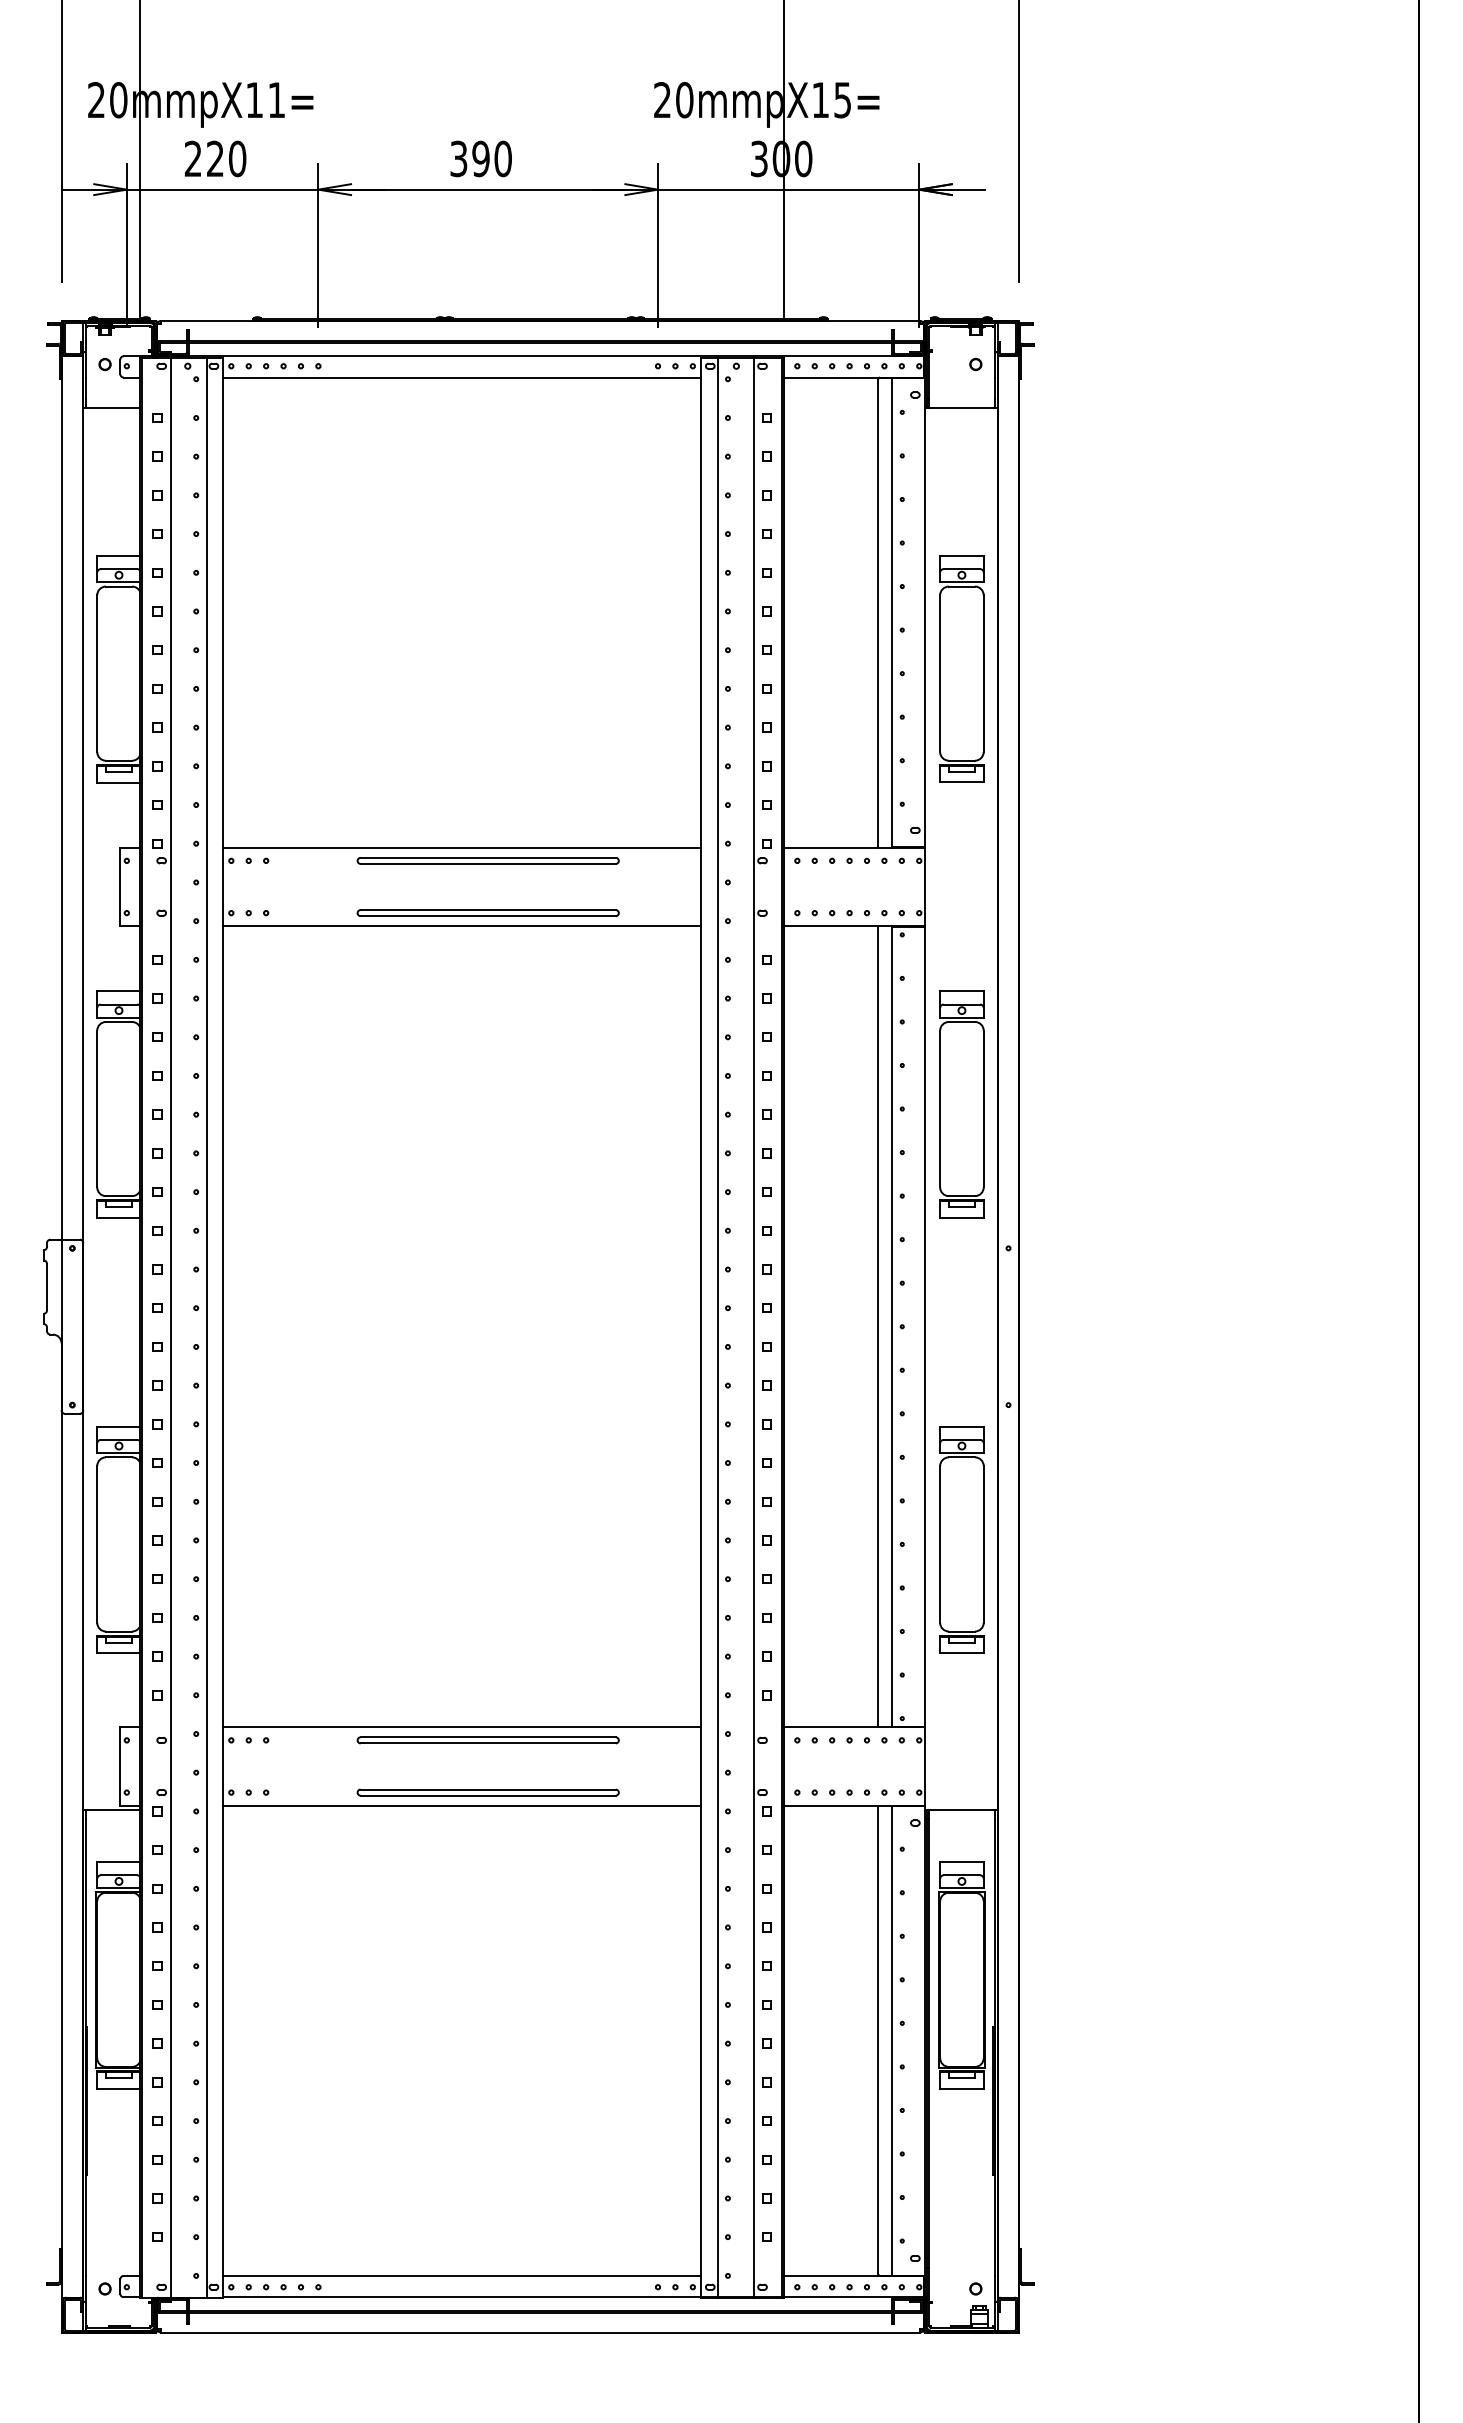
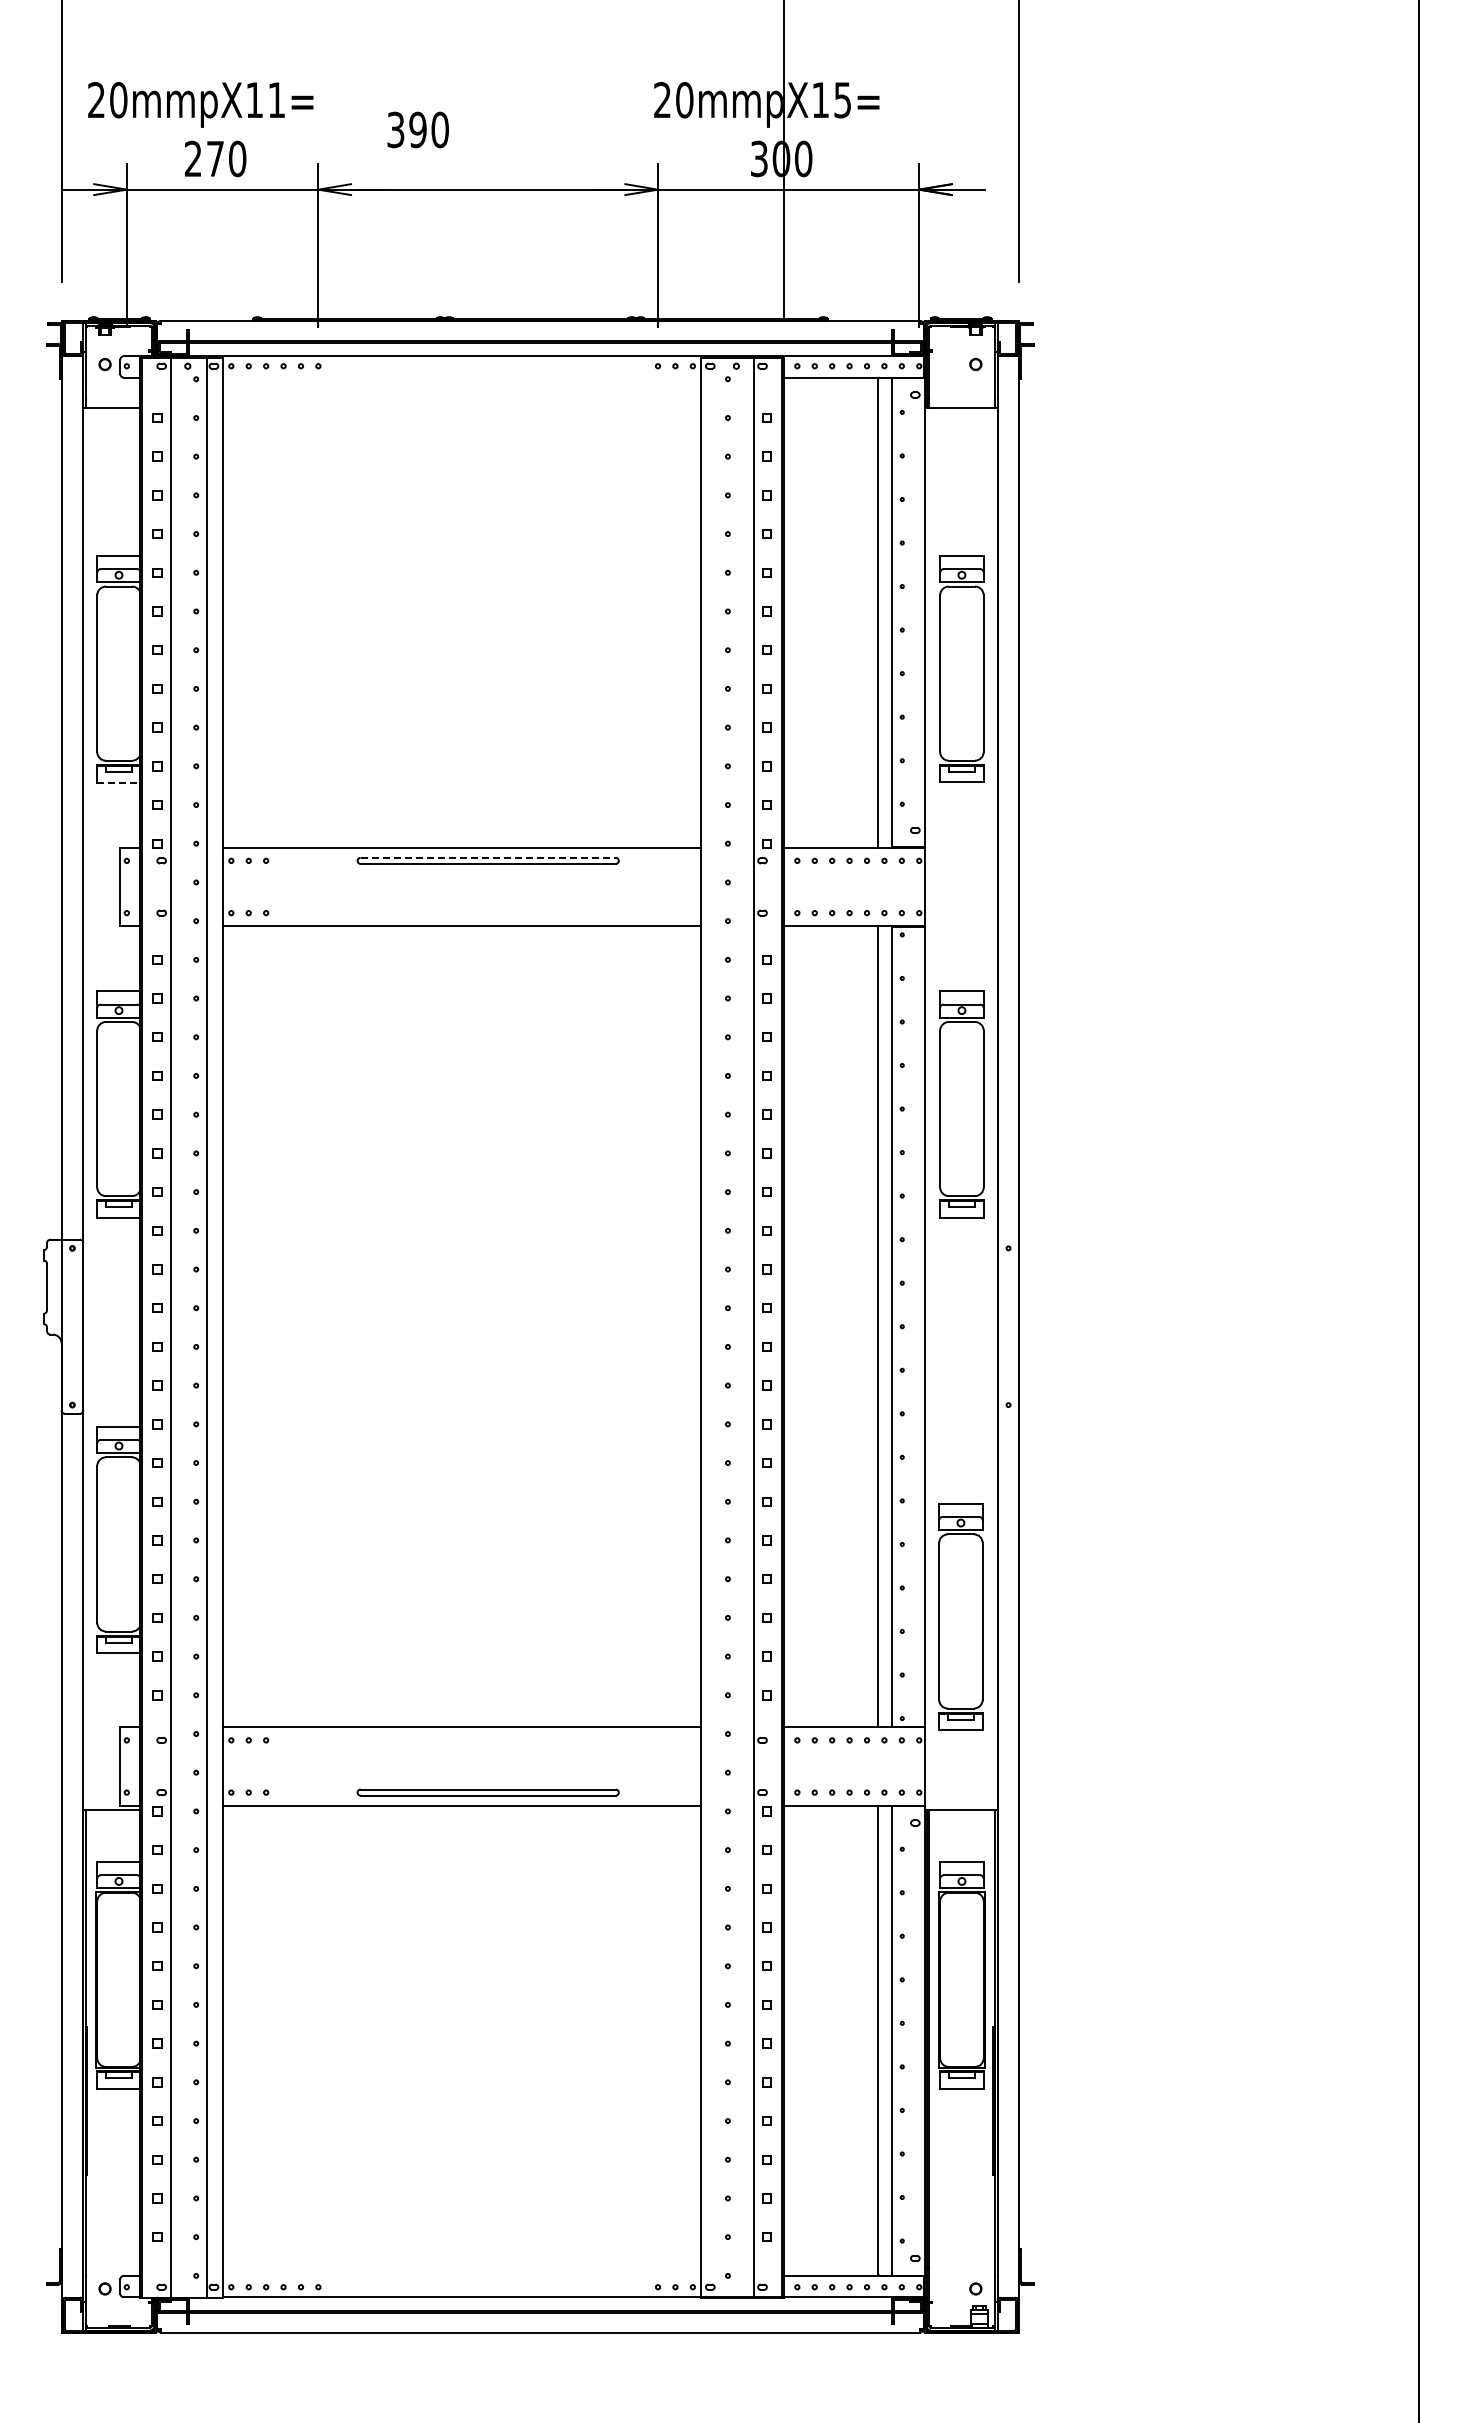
text: 220 -> 270 (215, 158)
text position: (480, 158) -> (417, 129) (417, 129)
line: present -> none (139, 160)
line: present -> none (461, 377)
line: solid -> dashed (119, 782)
line: solid -> dashed (488, 857)
part: present -> none (487, 912)
line: present -> none (717, 1327)
part position: (961, 1539) -> (960, 1616) (960, 1616)
part: present -> none (487, 1740)
line: present -> none (461, 2275)
